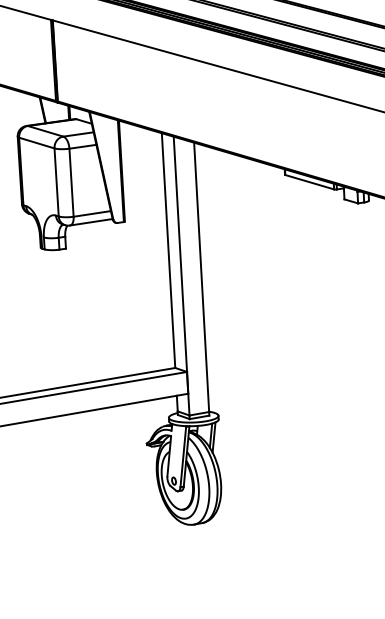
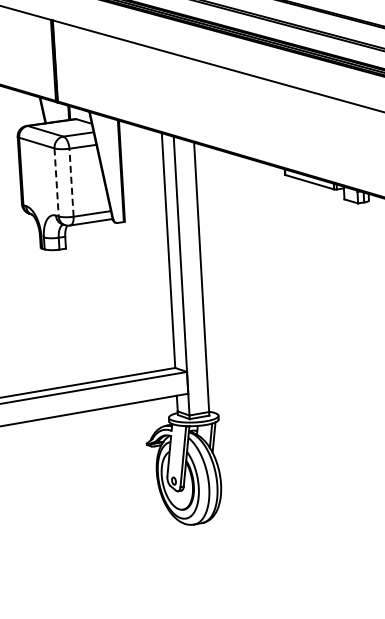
line: solid -> dashed (56, 182)
line: solid -> dashed (71, 182)
